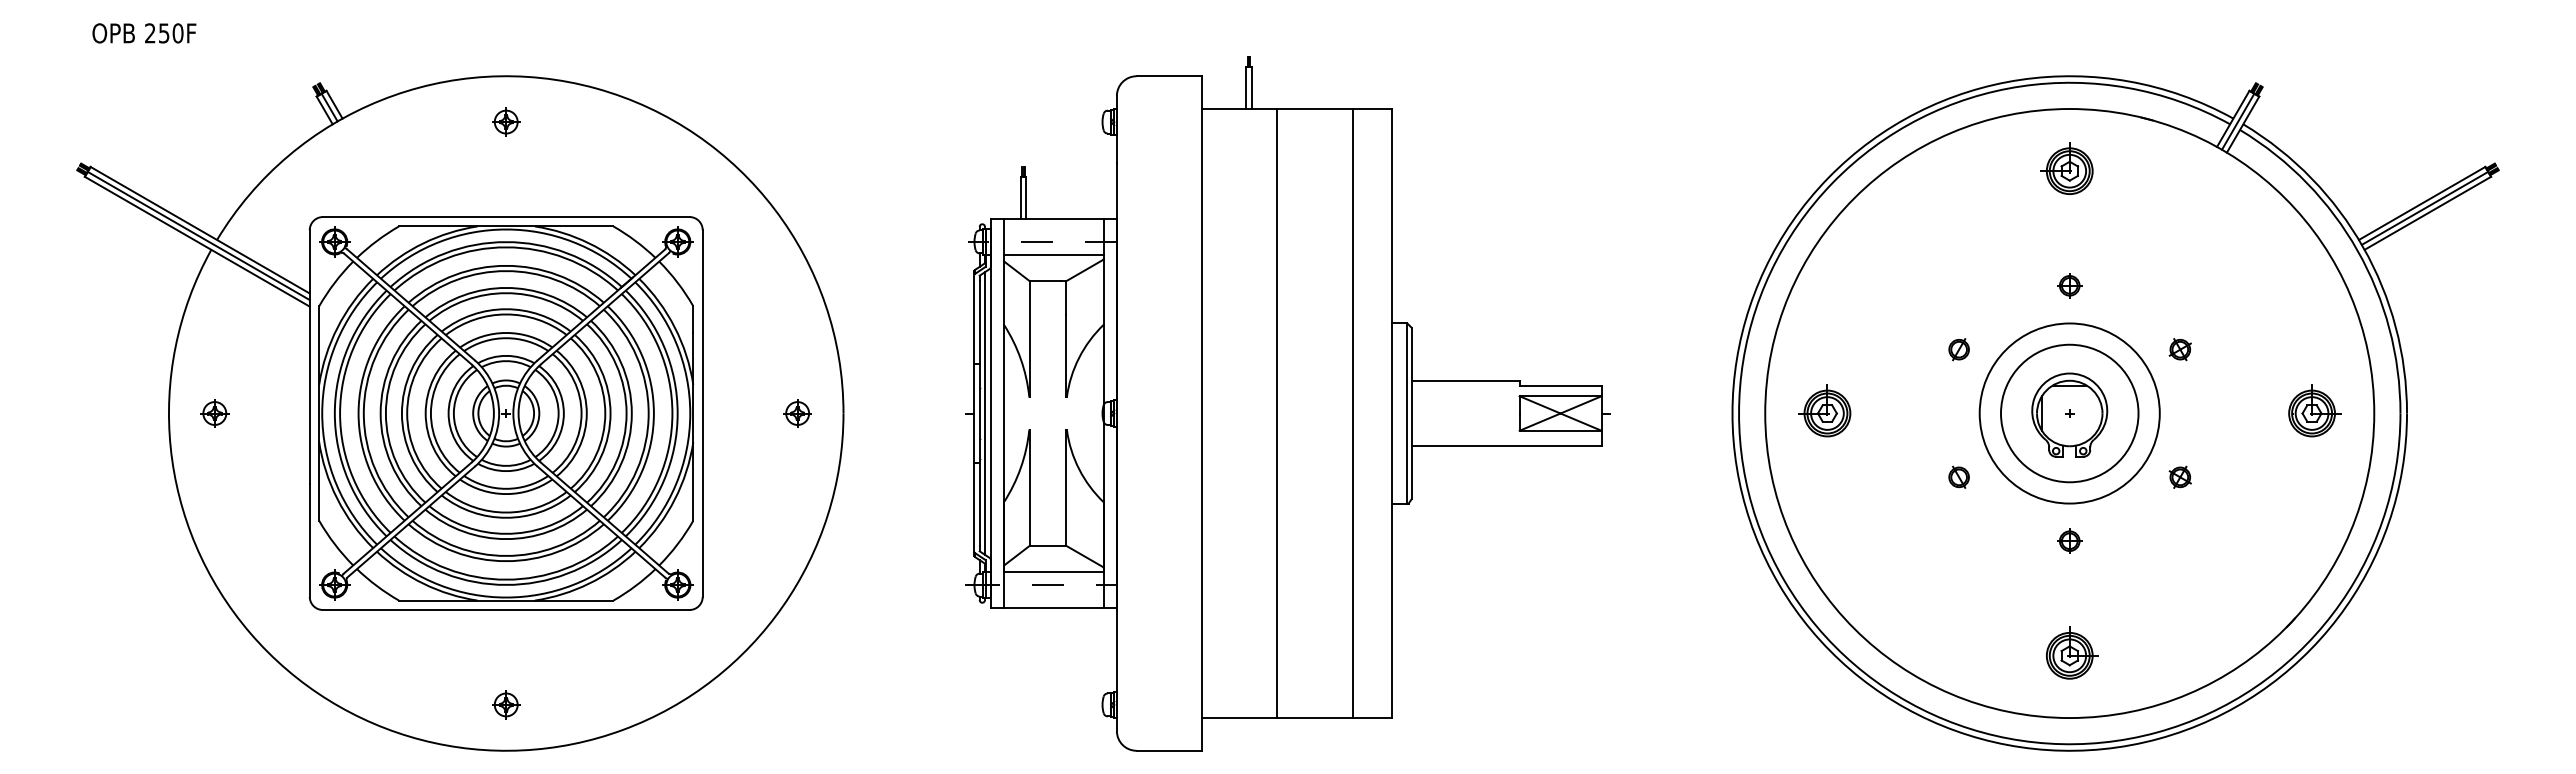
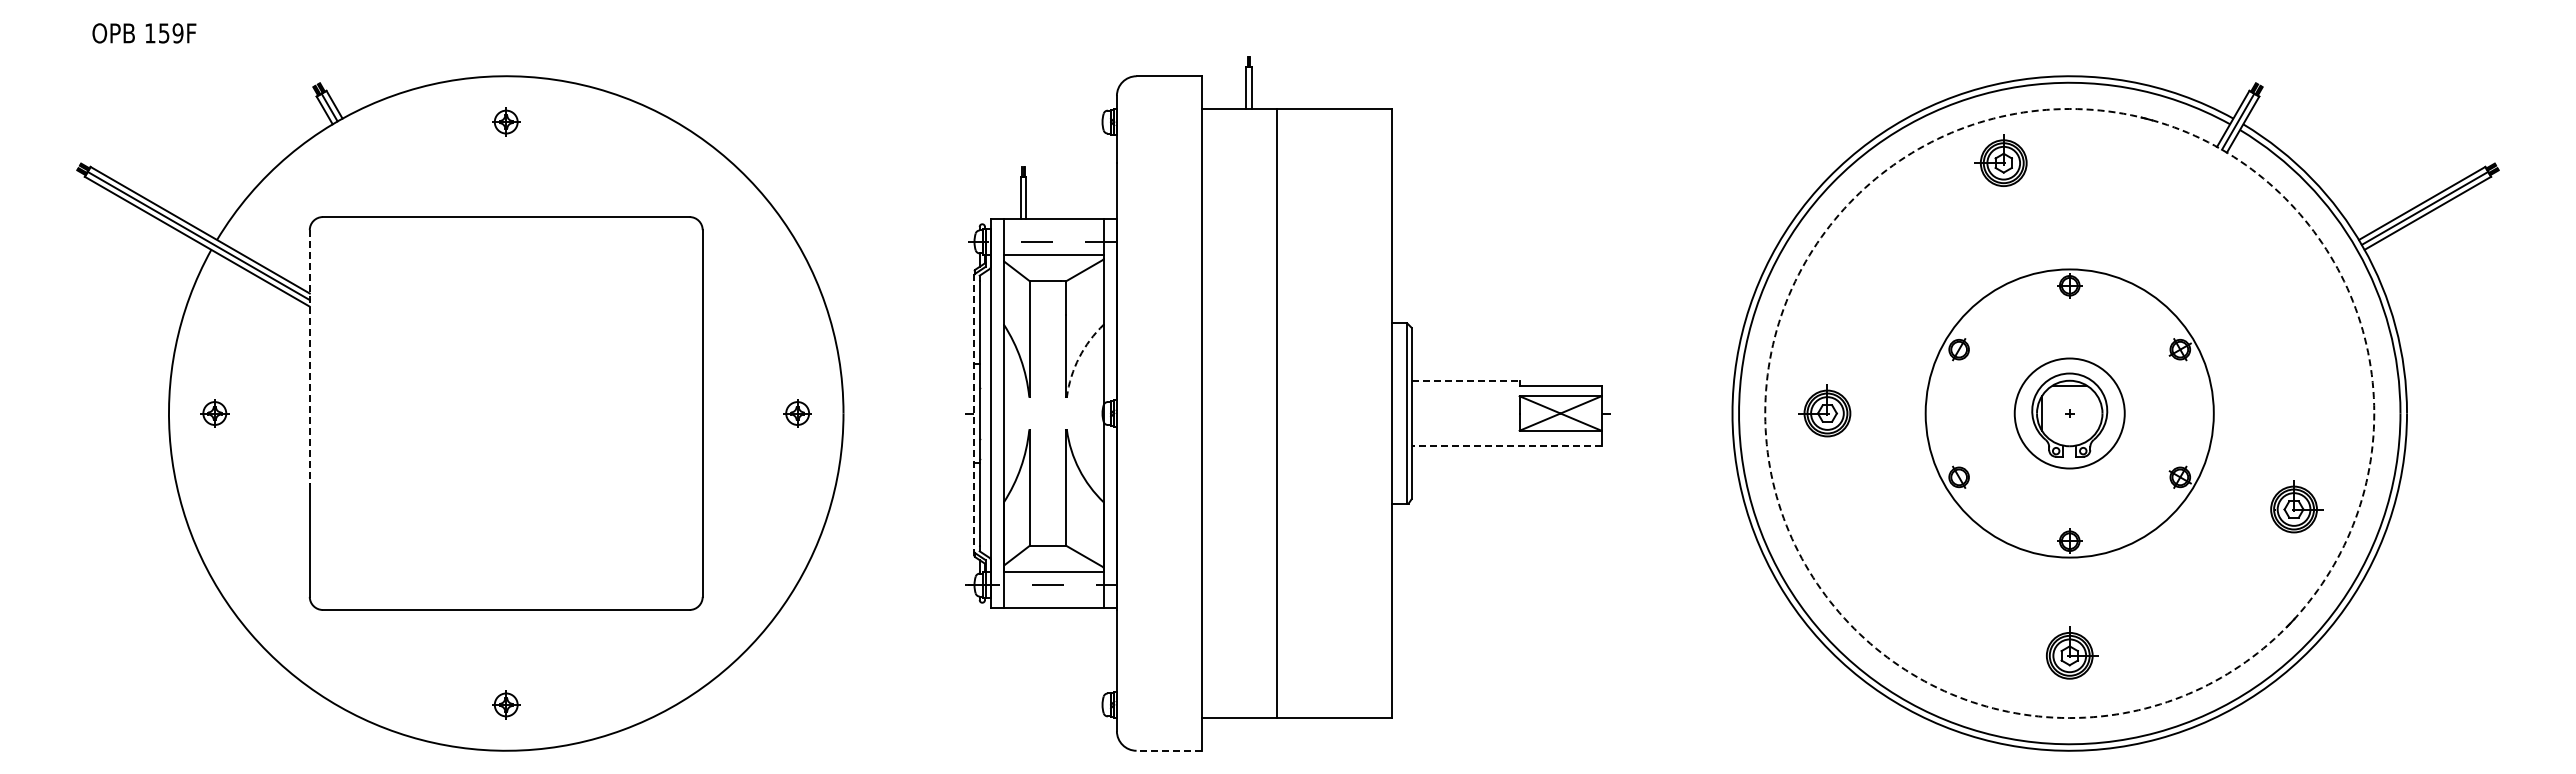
text: 250F -> 159F (164, 33)
part position: (2066, 168) -> (2000, 160) (2000, 160)
line: solid -> dashed (309, 356)
arc: solid -> dashed (1079, 357)
line: solid -> dashed (1466, 380)
part position: (2314, 410) -> (2296, 506) (2296, 506)
part: present -> none (506, 413)
line: solid -> dashed (974, 413)
line: present -> none (984, 413)
line: present -> none (1352, 413)
circle diameter: 138 px -> 110 px (2069, 413)
circle diameter: 180 px -> 288 px (2069, 413)
circle: solid -> dashed (2069, 413)
line: solid -> dashed (1506, 446)
line: solid -> dashed (1169, 750)
